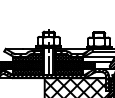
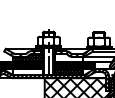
hatch: present -> none (68, 57)
hatch: present -> none (27, 72)
